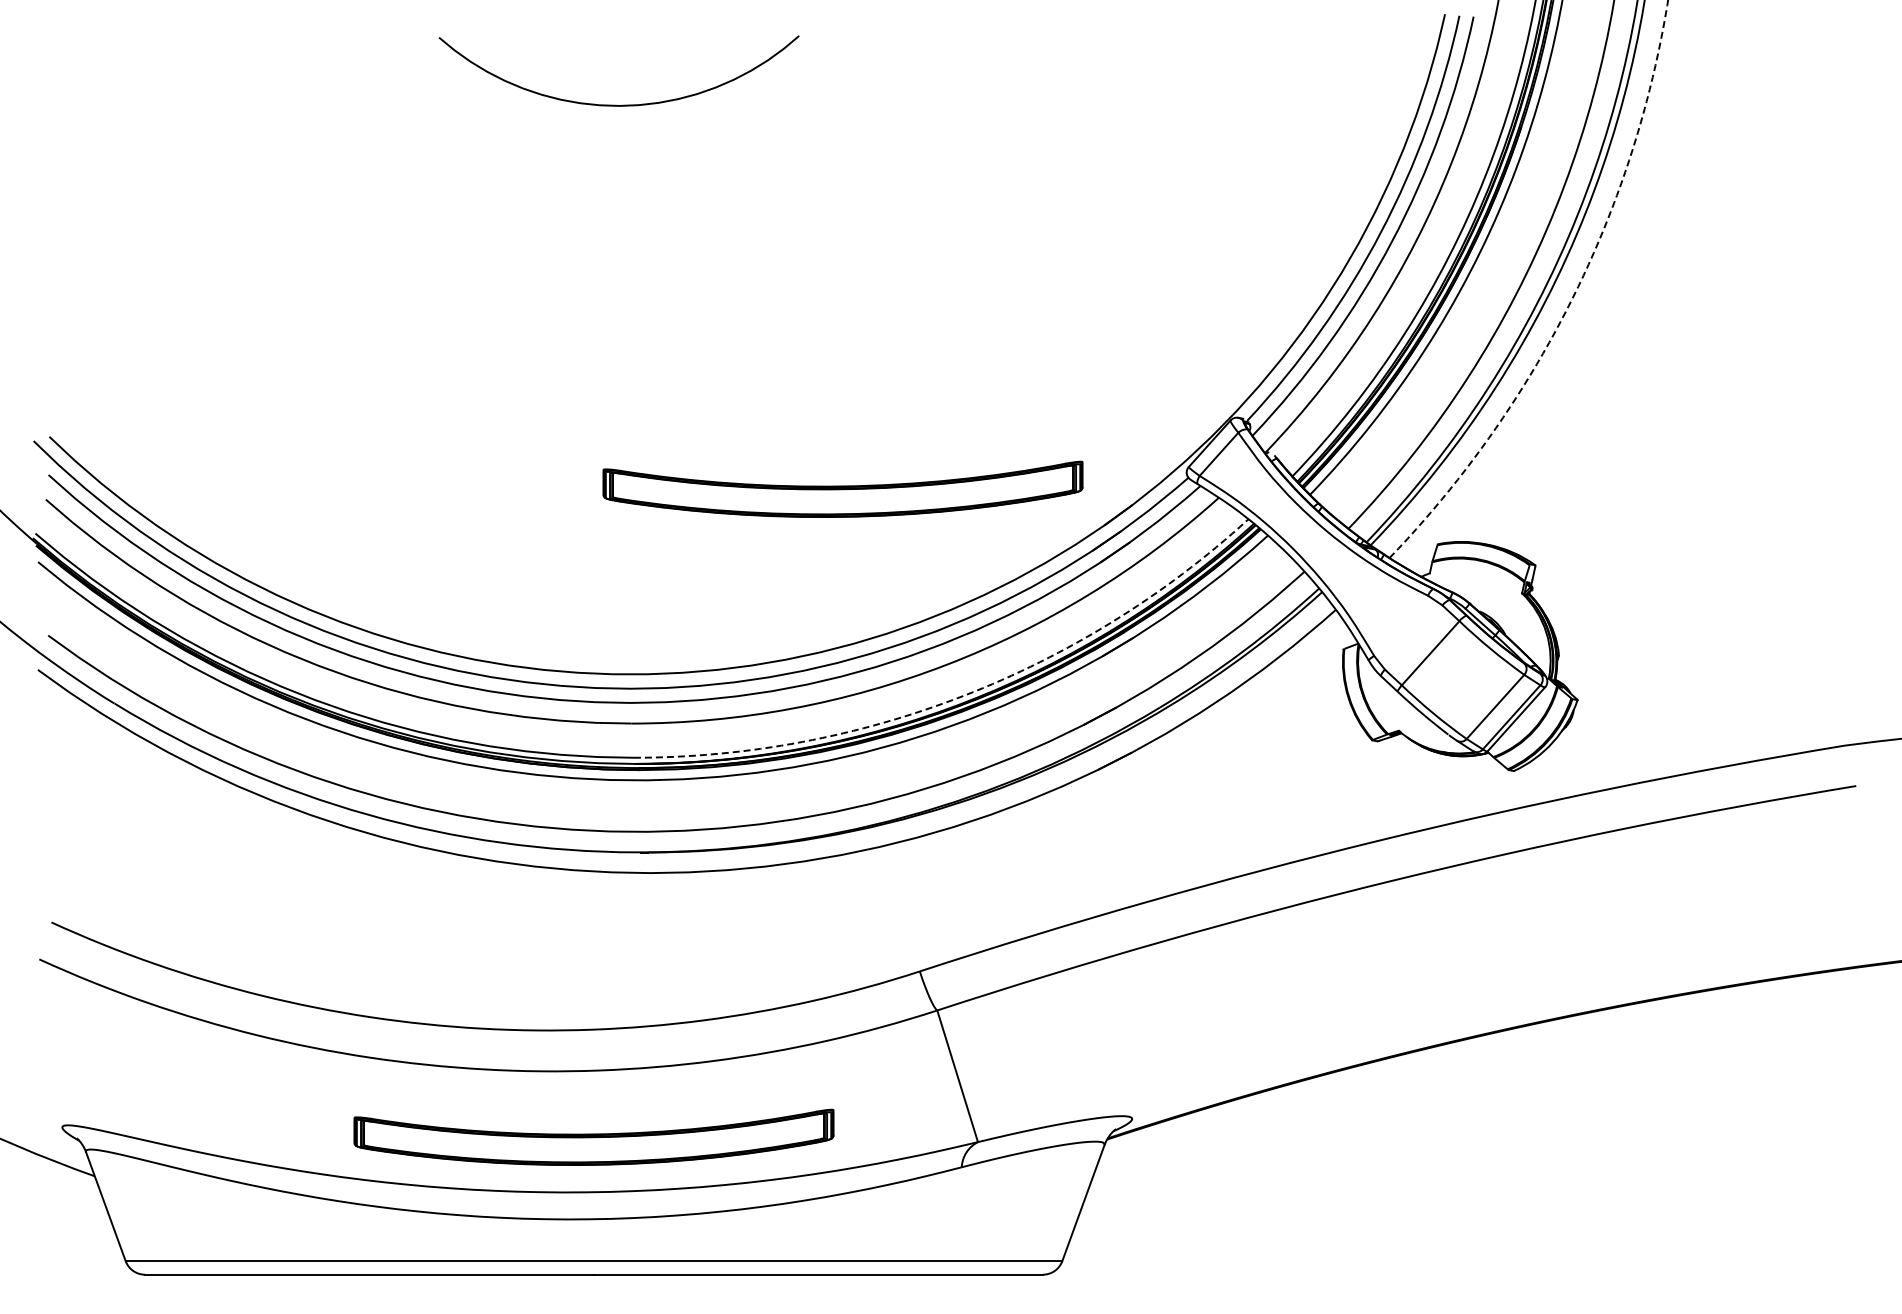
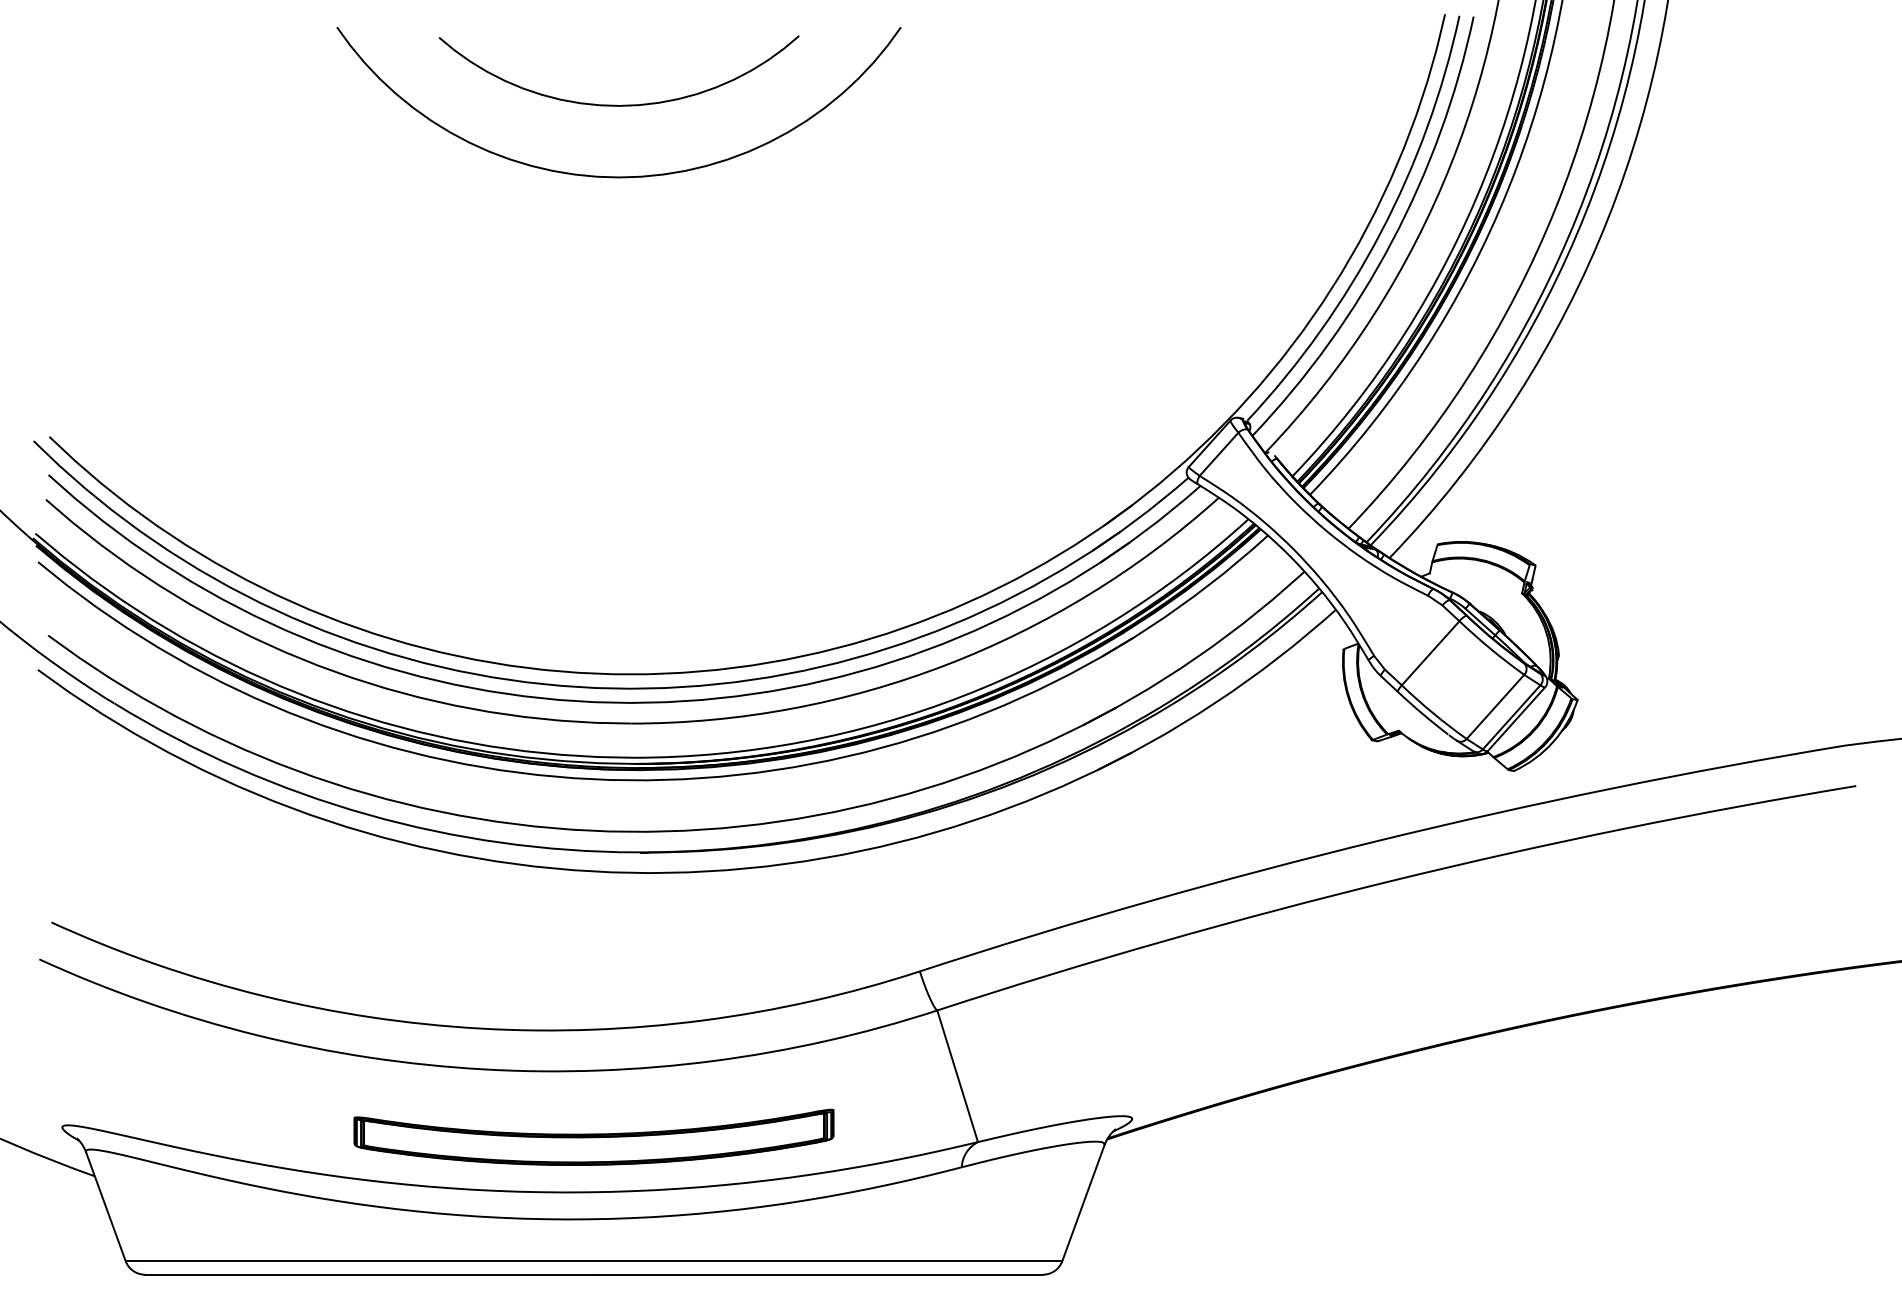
part: none -> present (618, 176)
arc: dashed -> solid (1571, 301)
part: present -> none (842, 488)
arc: dashed -> solid (963, 696)
